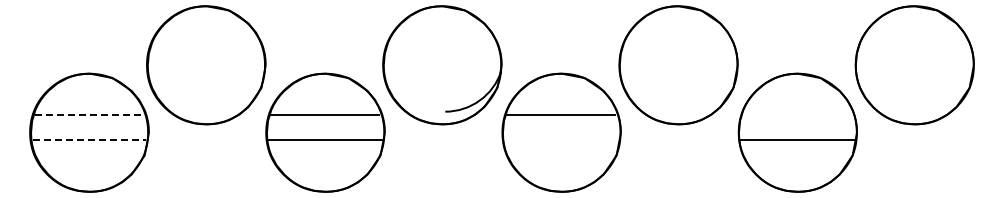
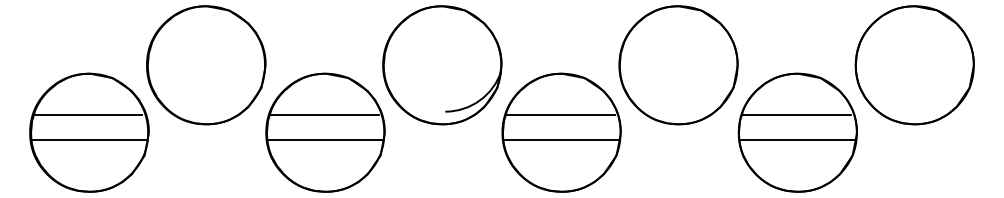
line: dashed -> solid (88, 115)
line: none -> present (796, 115)
line: dashed -> solid (89, 140)
line: none -> present (560, 140)
